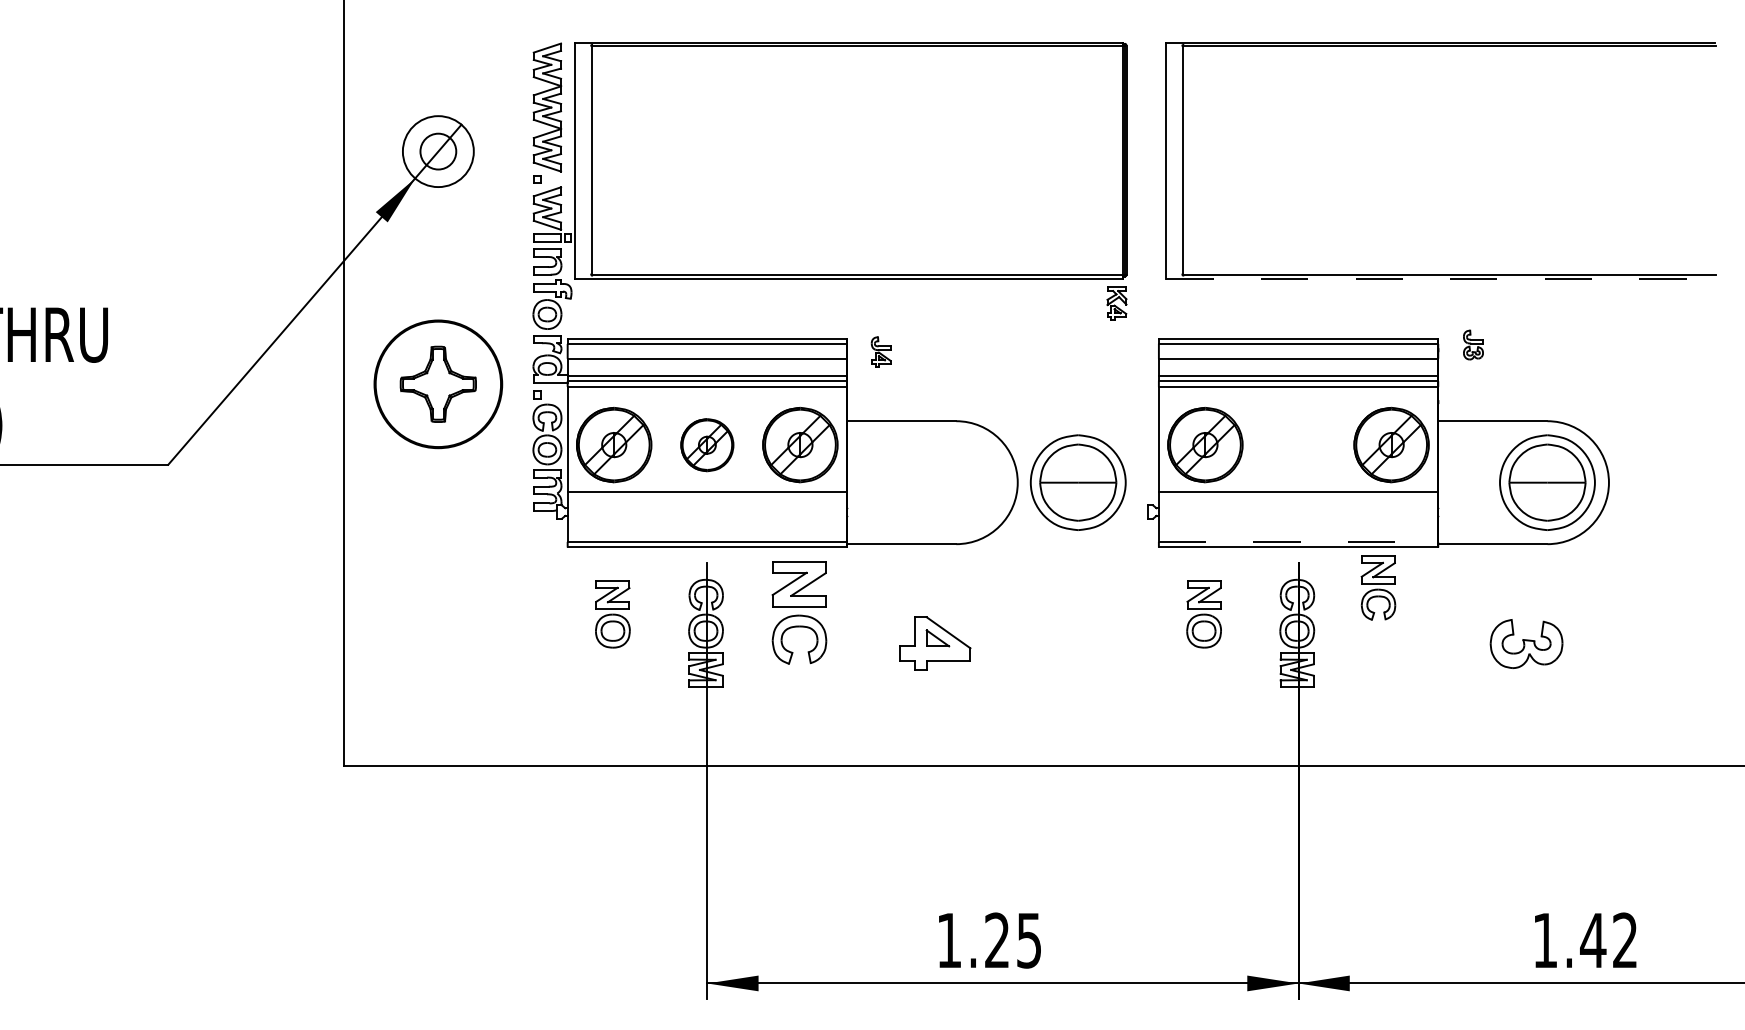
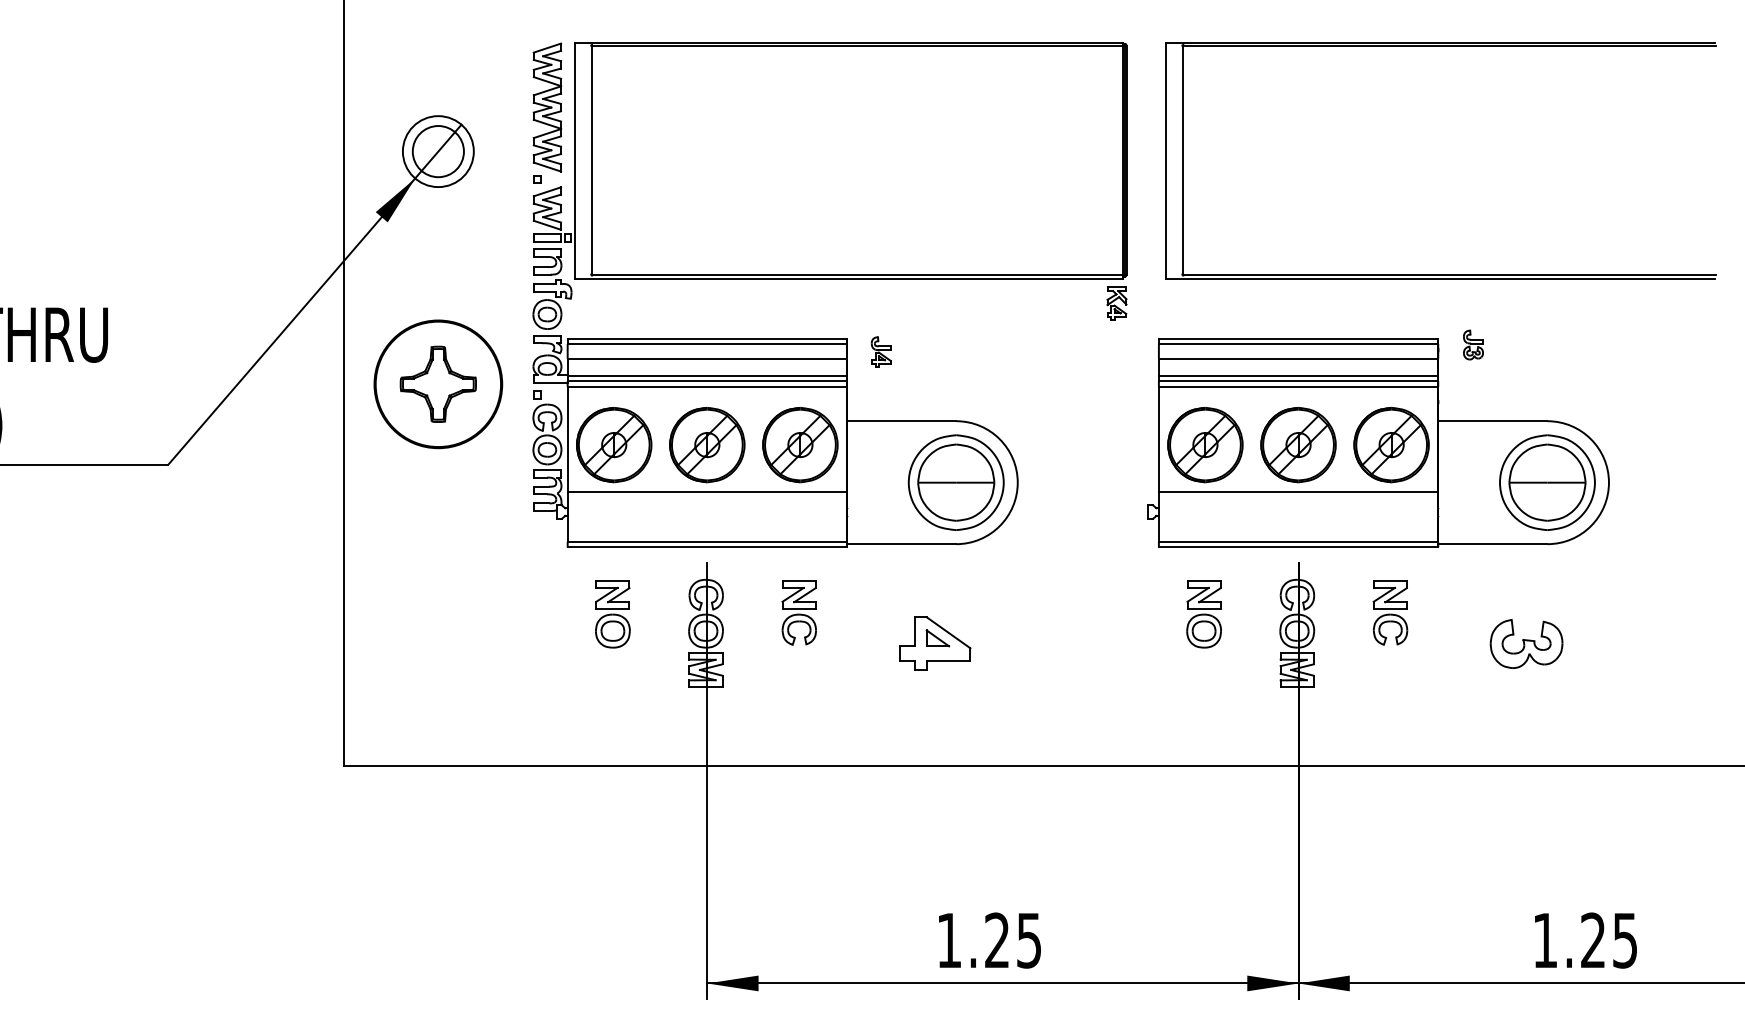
circle diameter: 36 px -> 51 px (437, 151)
line: dashed -> solid (1440, 279)
part: none -> present (1298, 444)
part size: 55x55 px -> 77x77 px (707, 445)
part position: (1077, 482) -> (955, 482) (955, 482)
line: dashed -> solid (1298, 541)
part position: (1378, 587) -> (1390, 612) (1390, 612)
part size: 57x104 px -> 36x66 px (798, 612)
text: 1.42 -> 1.25 (1608, 940)
